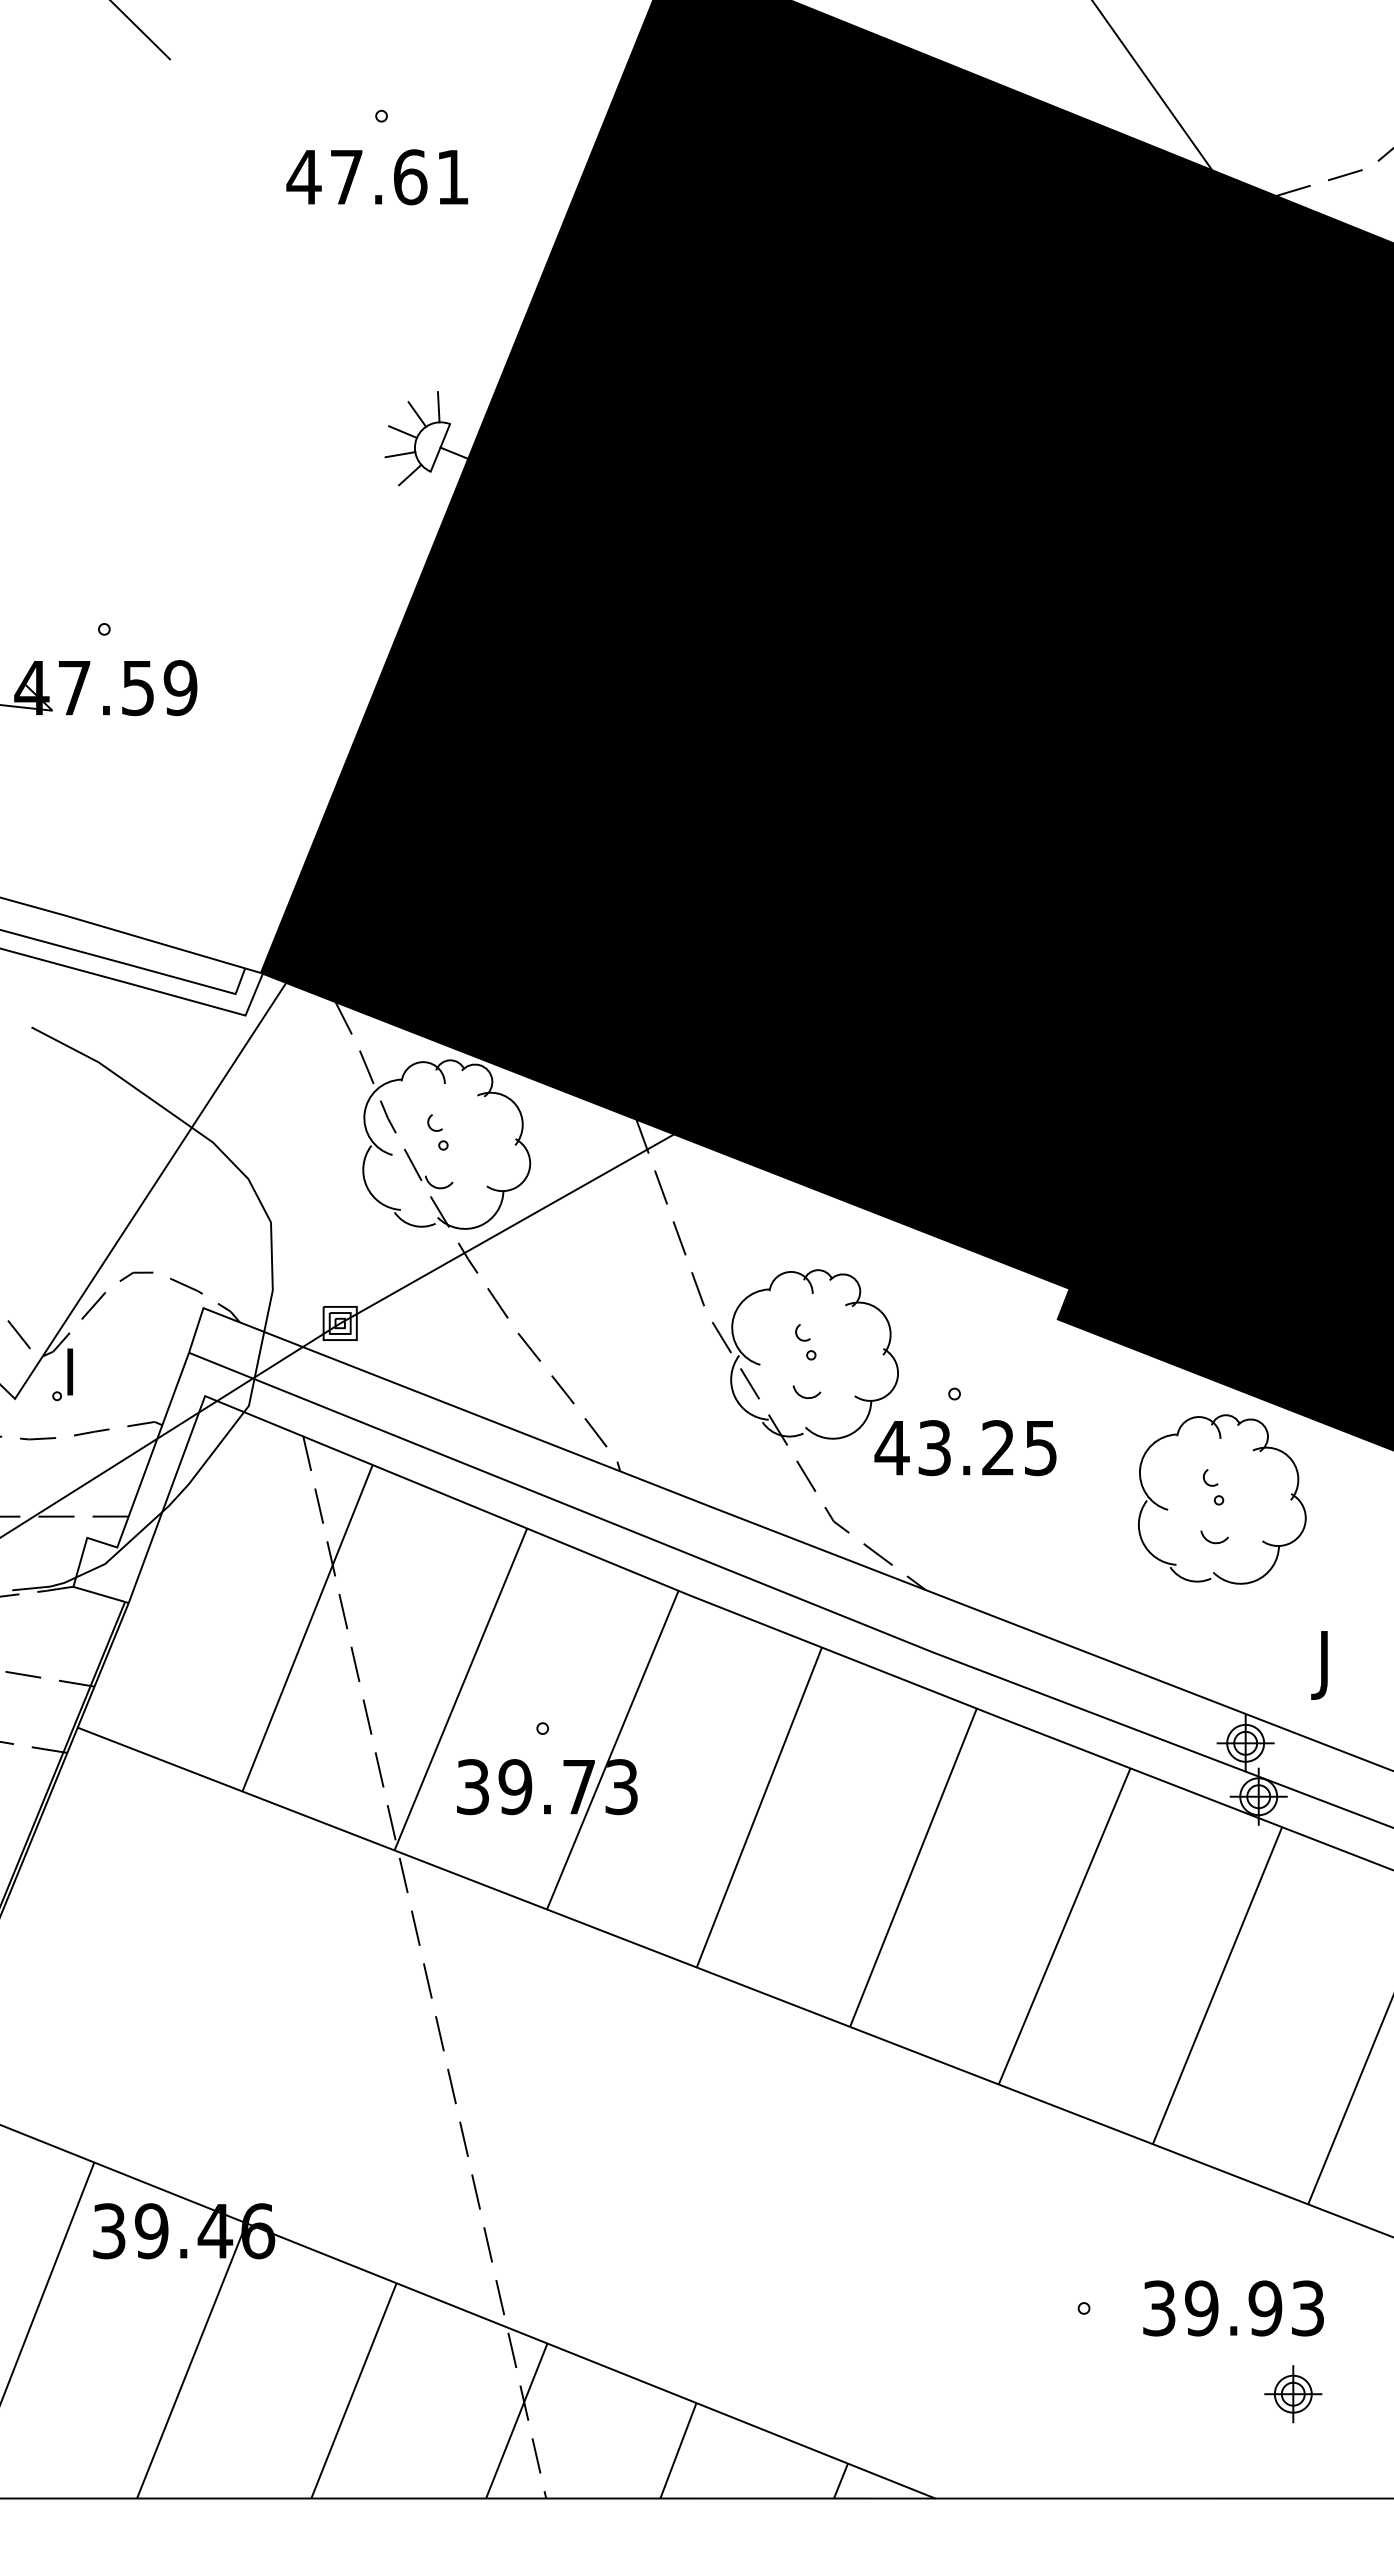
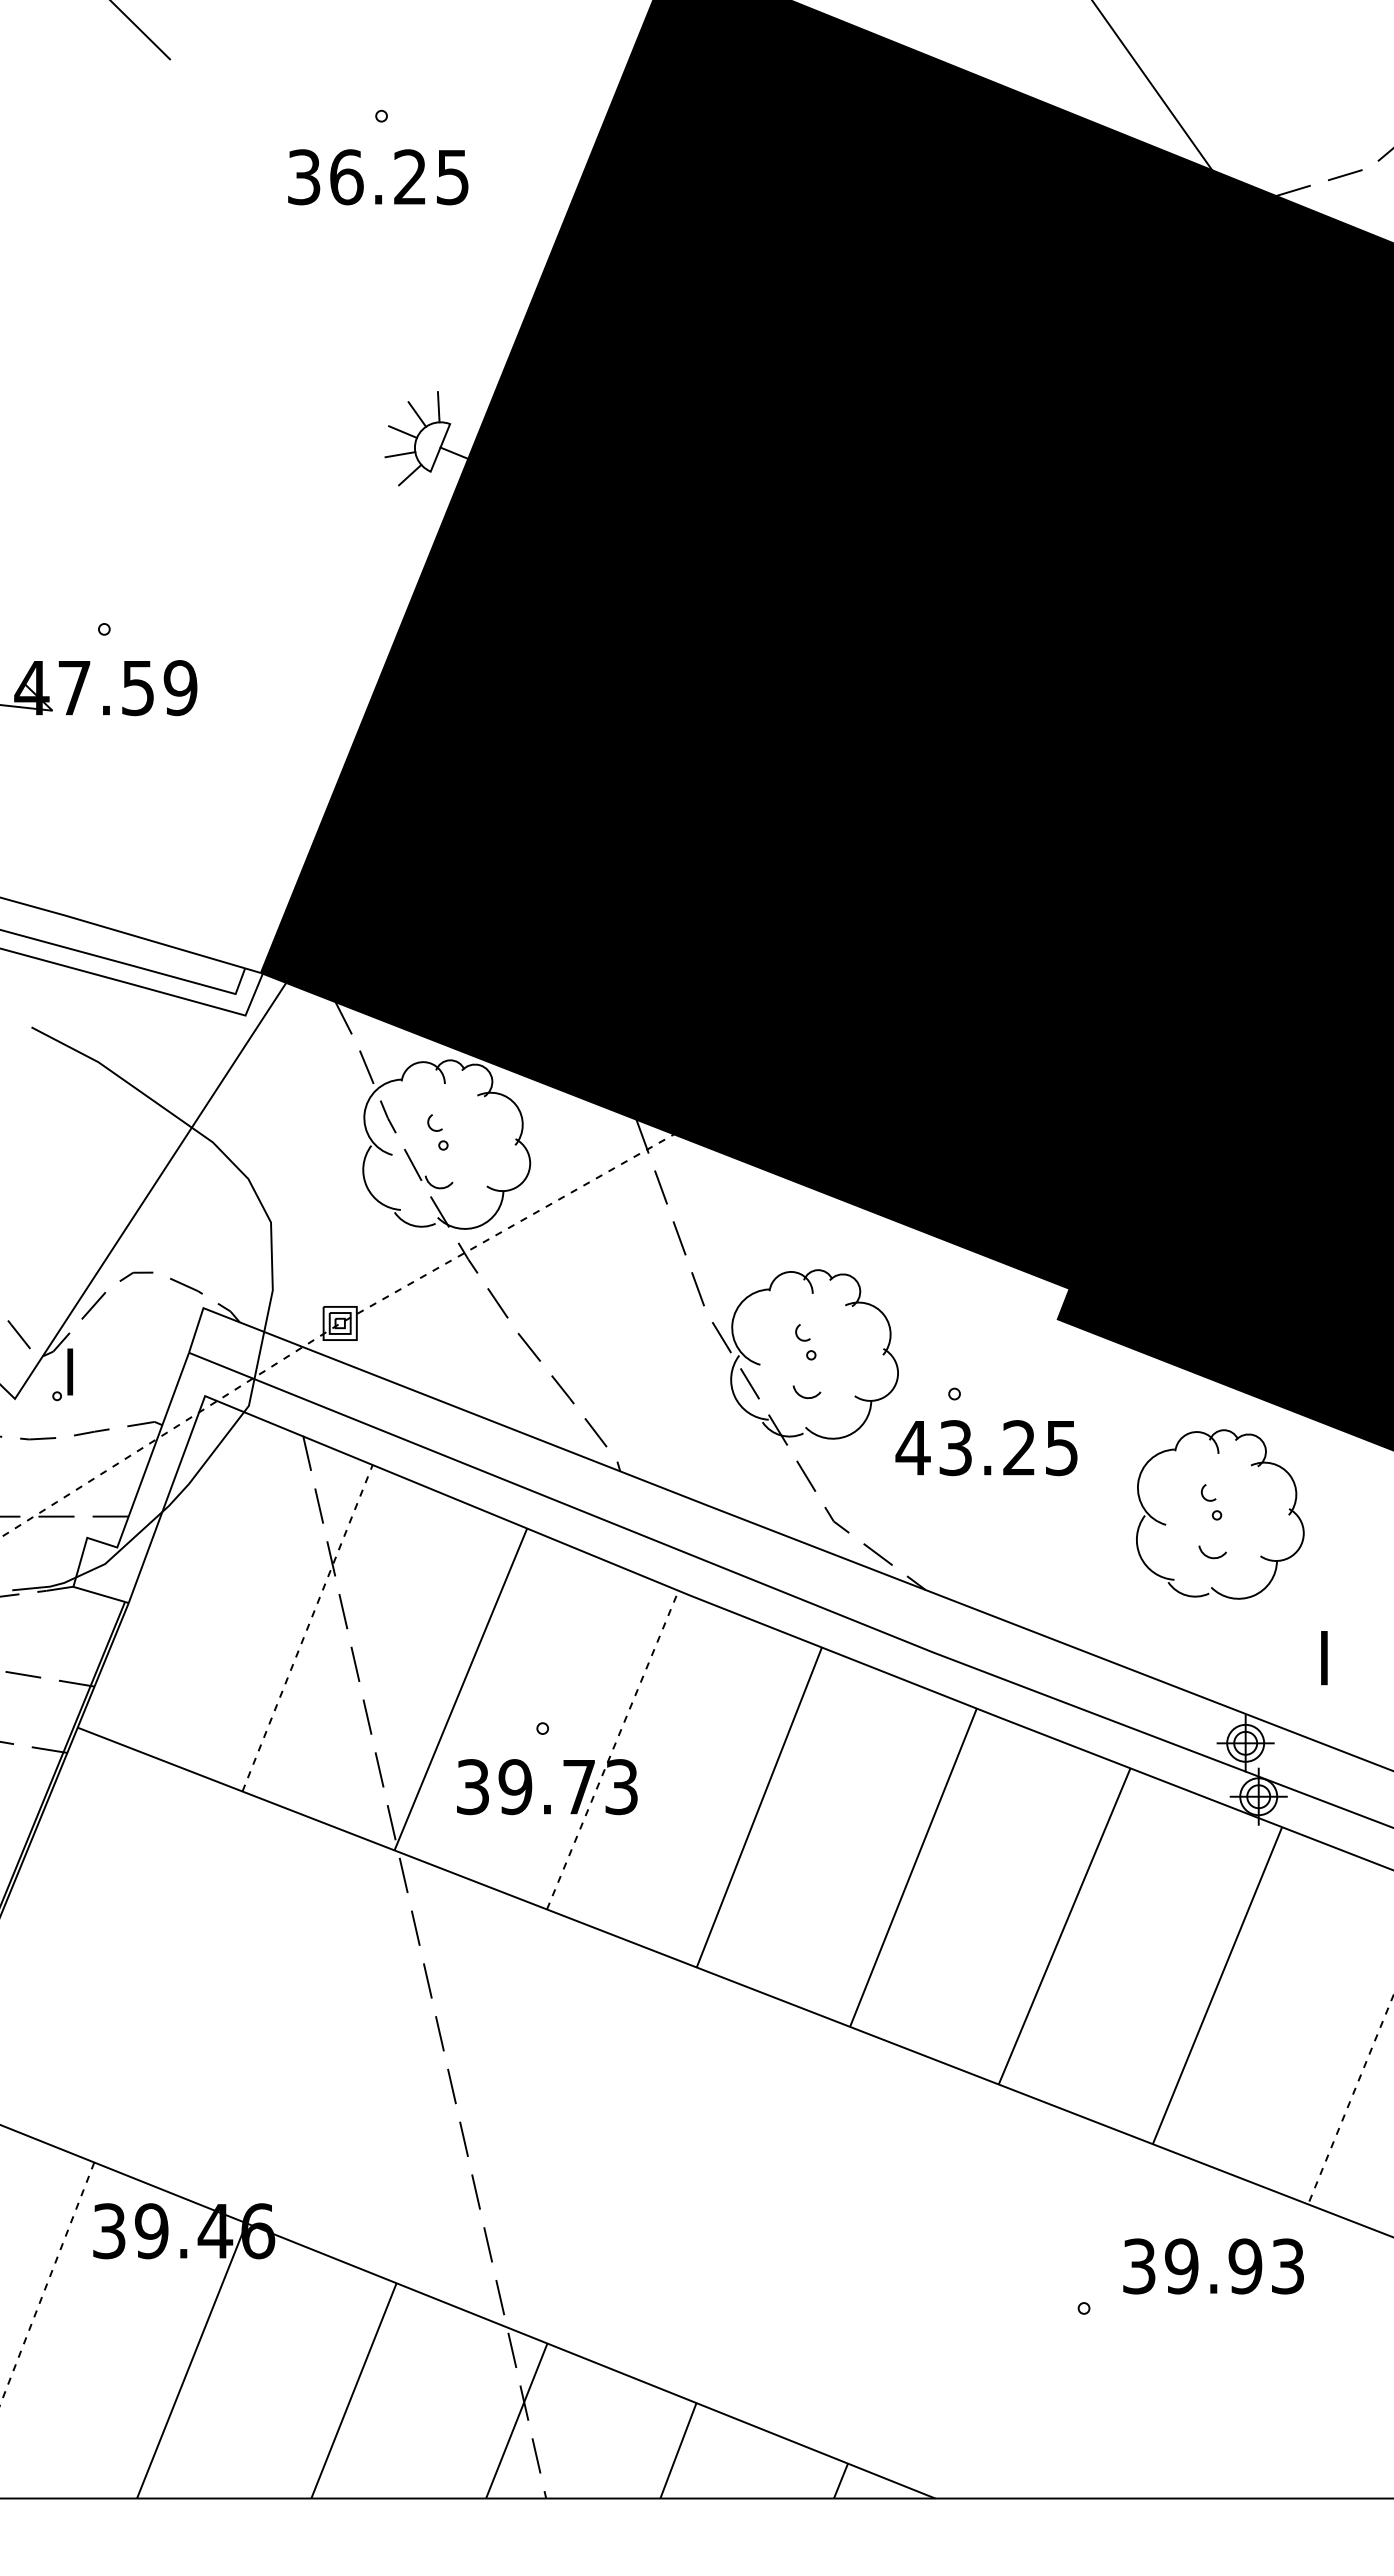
text: 47.61 -> 36.25 (377, 177)
line: solid -> dashed (333, 1327)
text position: (965, 1448) -> (986, 1448) (986, 1448)
part position: (1222, 1499) -> (1220, 1514) (1220, 1514)
line: solid -> dashed (307, 1628)
text: J -> I (1319, 1691)
line: solid -> dashed (612, 1749)
line: solid -> dashed (1350, 2099)
line: solid -> dashed (47, 2283)
text position: (1233, 2308) -> (1213, 2266) (1213, 2266)
part: present -> none (1293, 2394)
